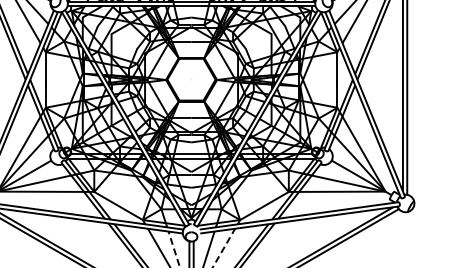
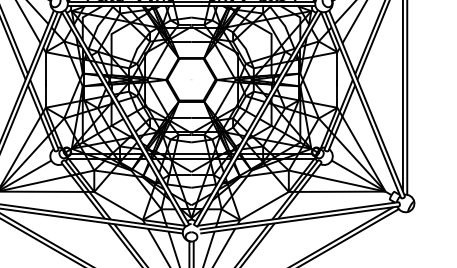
line: dashed -> solid (224, 247)
line: dashed -> solid (174, 249)
